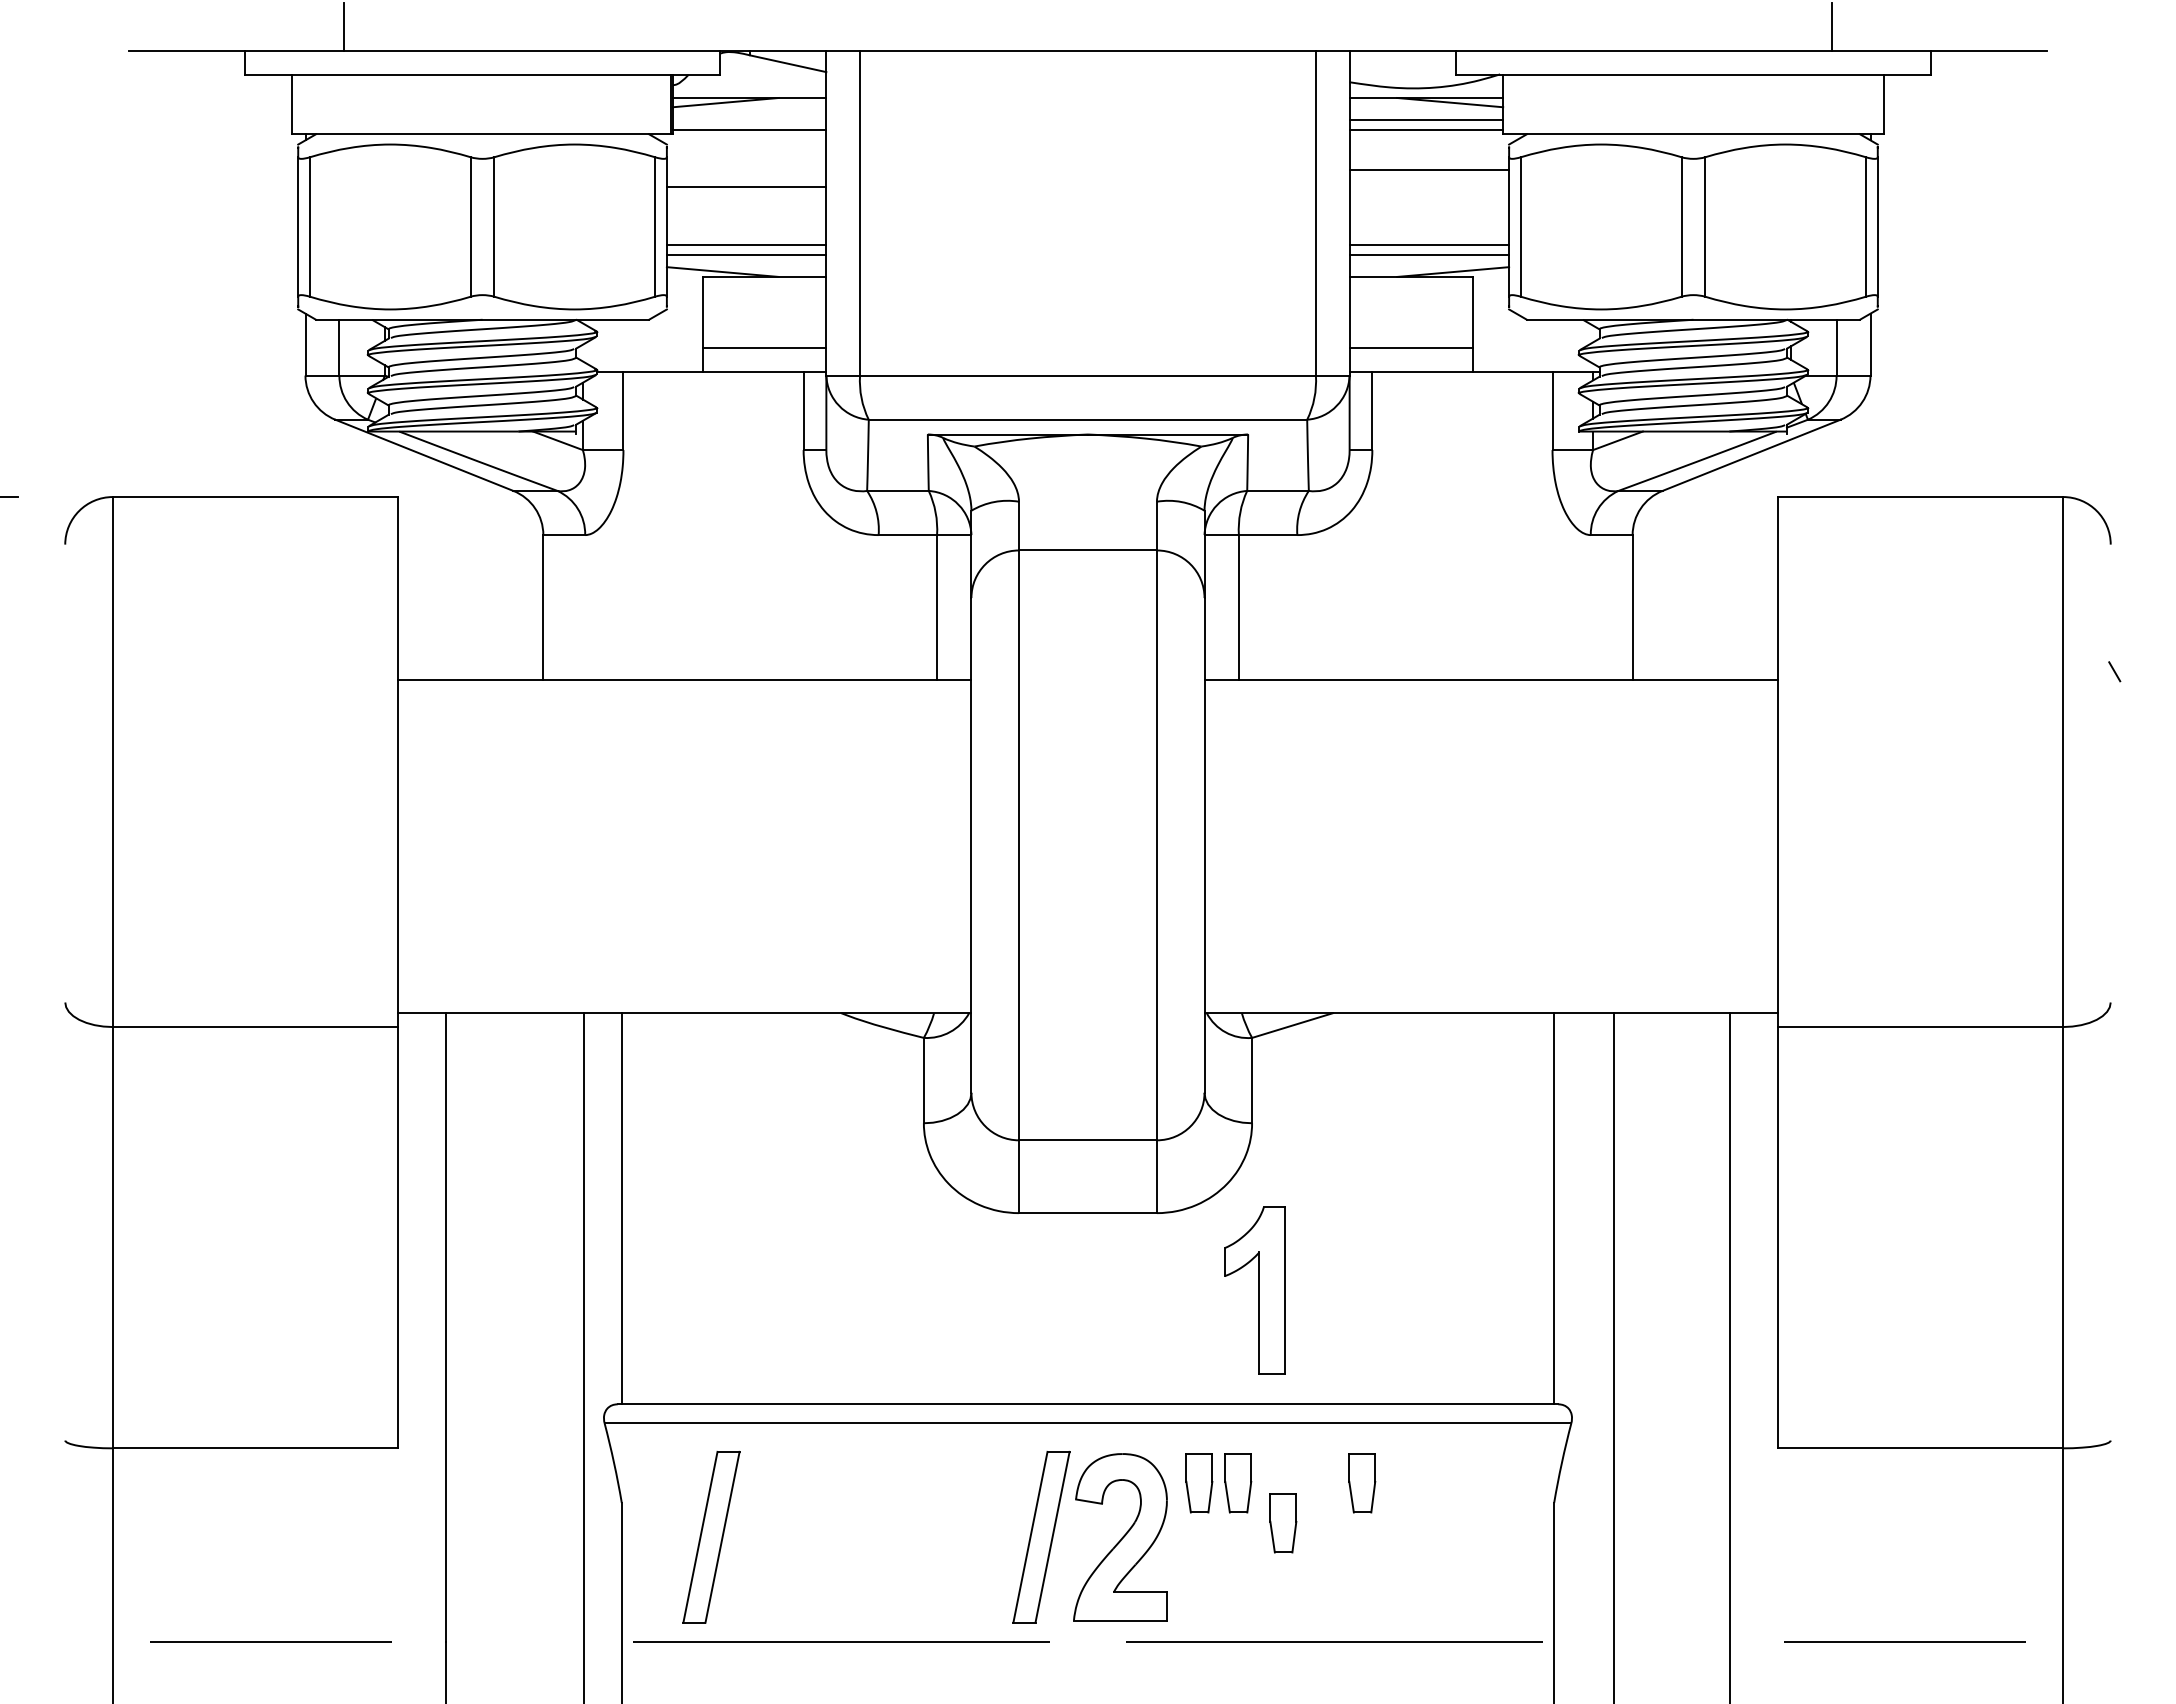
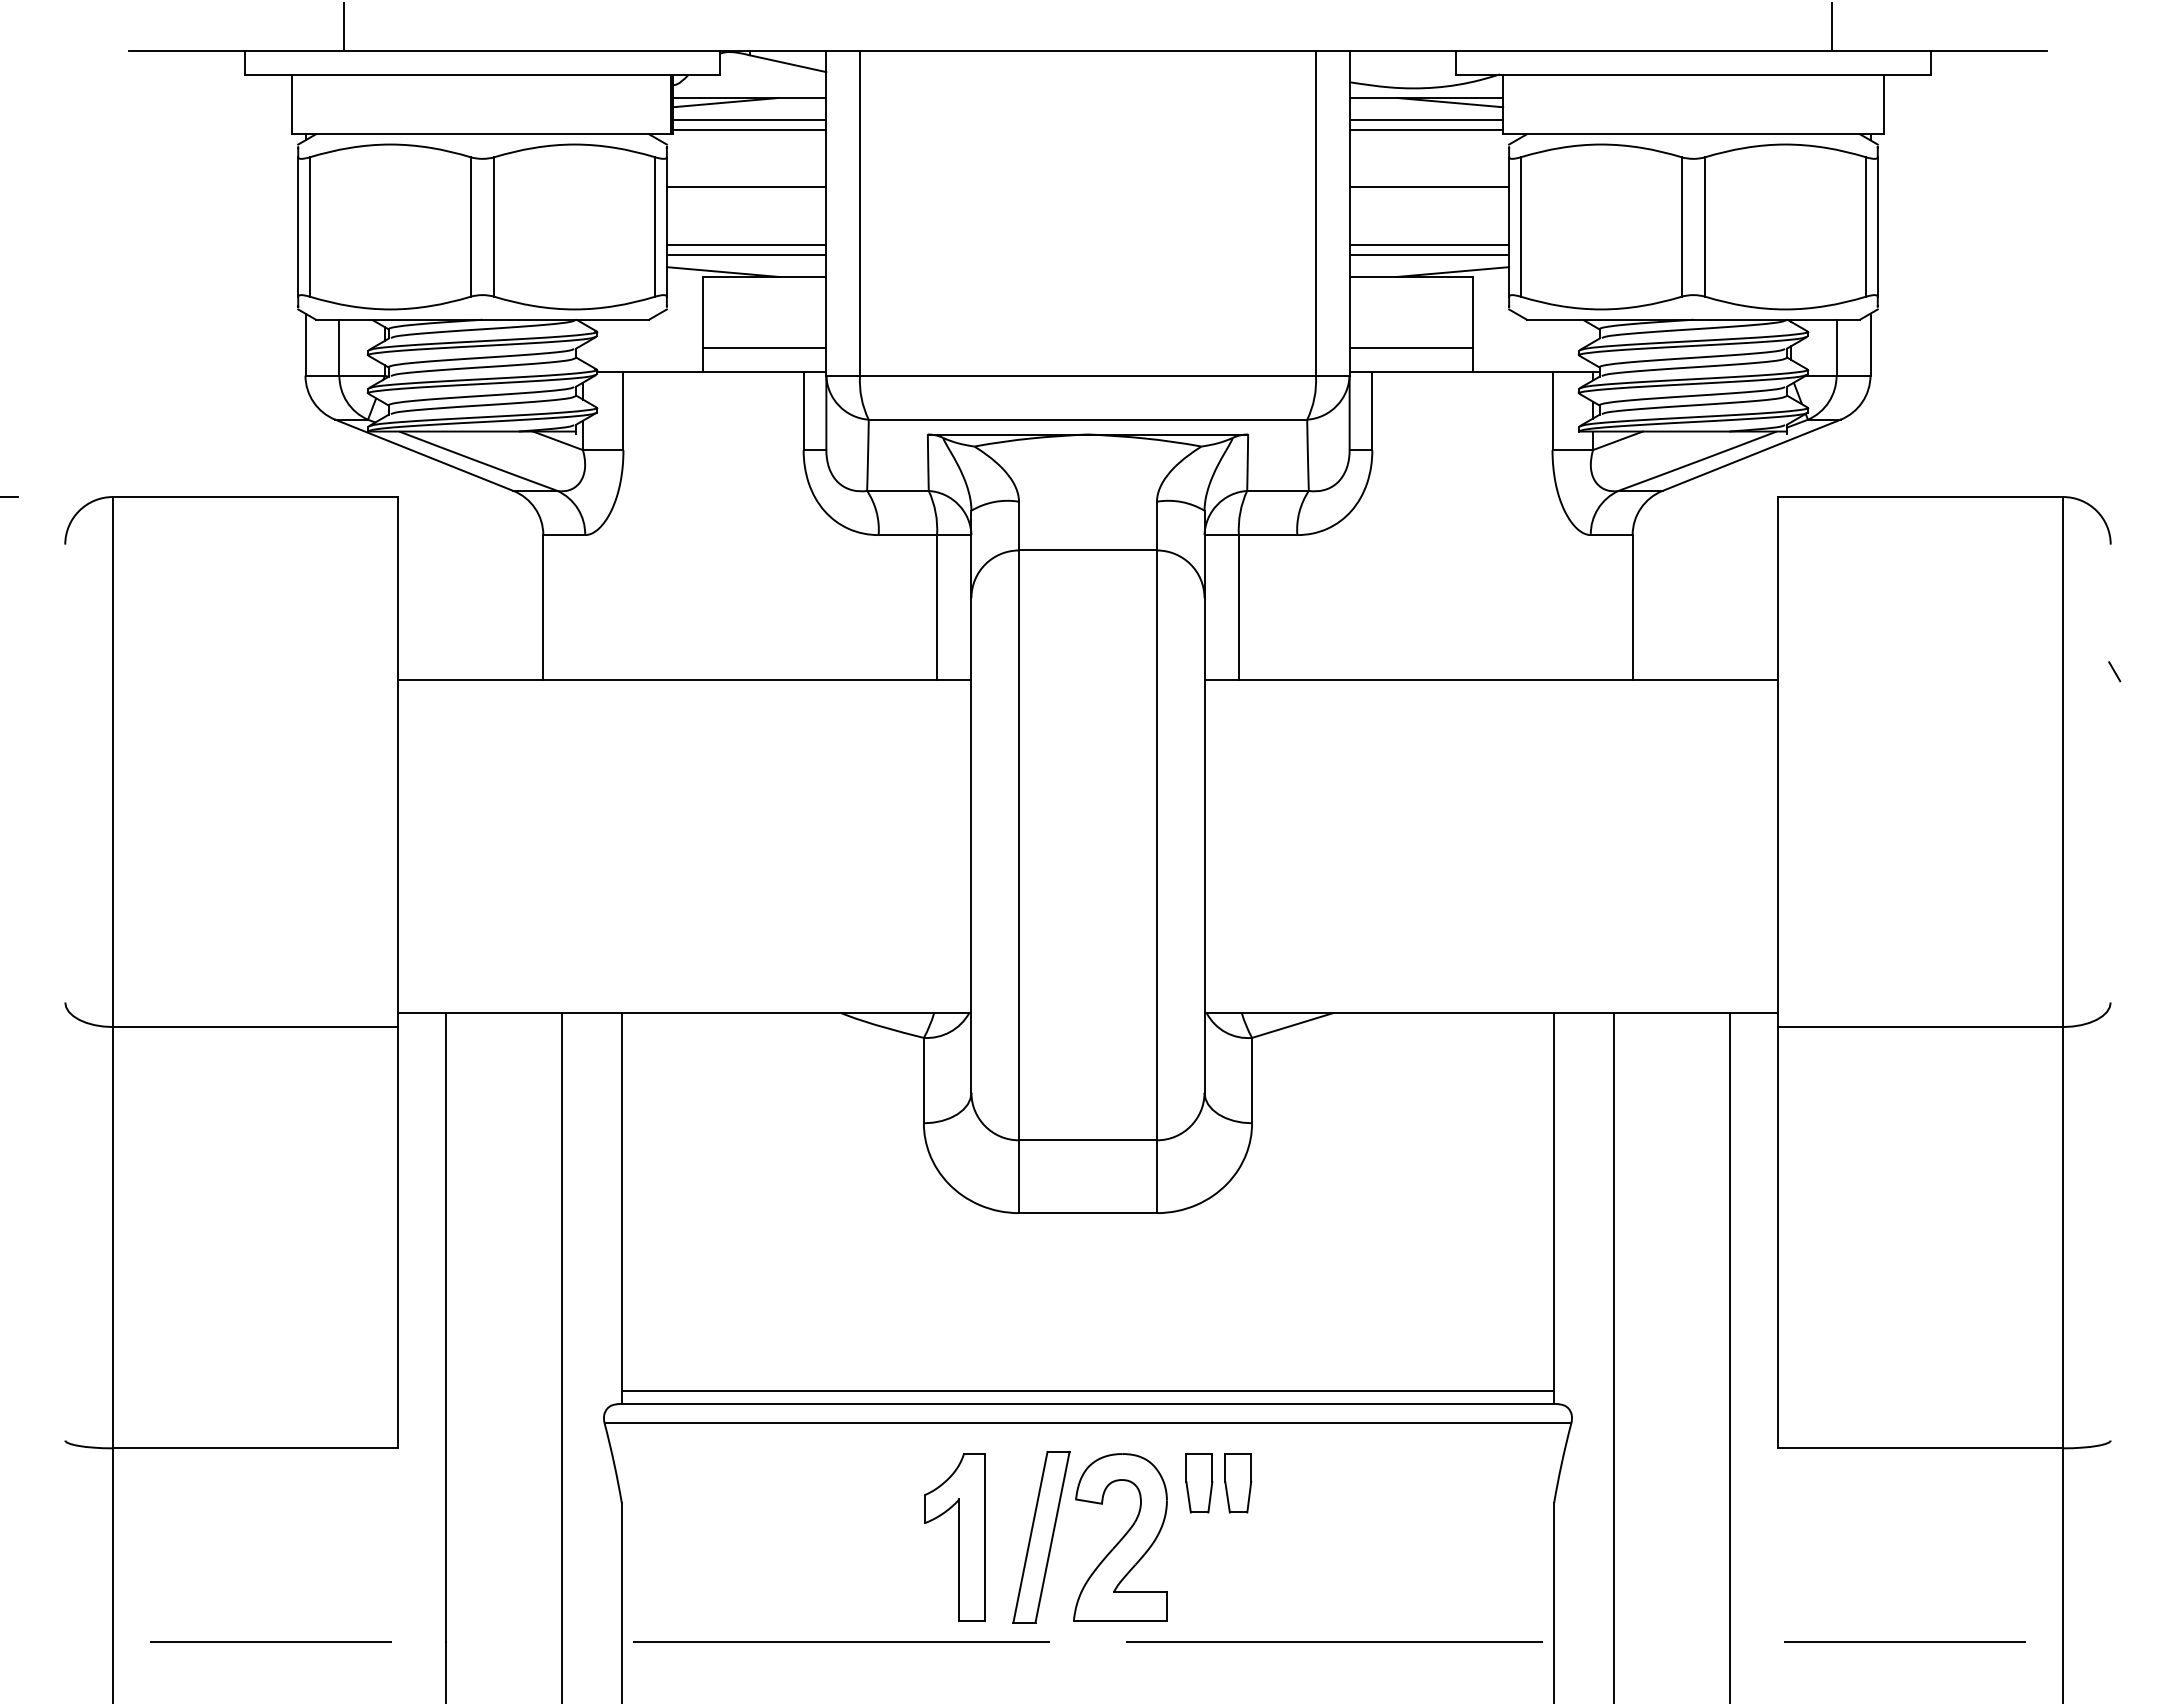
line: none -> present (749, 120)
line position: (1429, 170) -> (1429, 187) (1429, 187)
part position: (1254, 1290) -> (954, 1537) (954, 1537)
line position: (584, 1356) -> (562, 1356) (562, 1356)
line: none -> present (1087, 1391)
part: present -> none (1362, 1483)
part: present -> none (1283, 1523)
part: present -> none (711, 1537)
